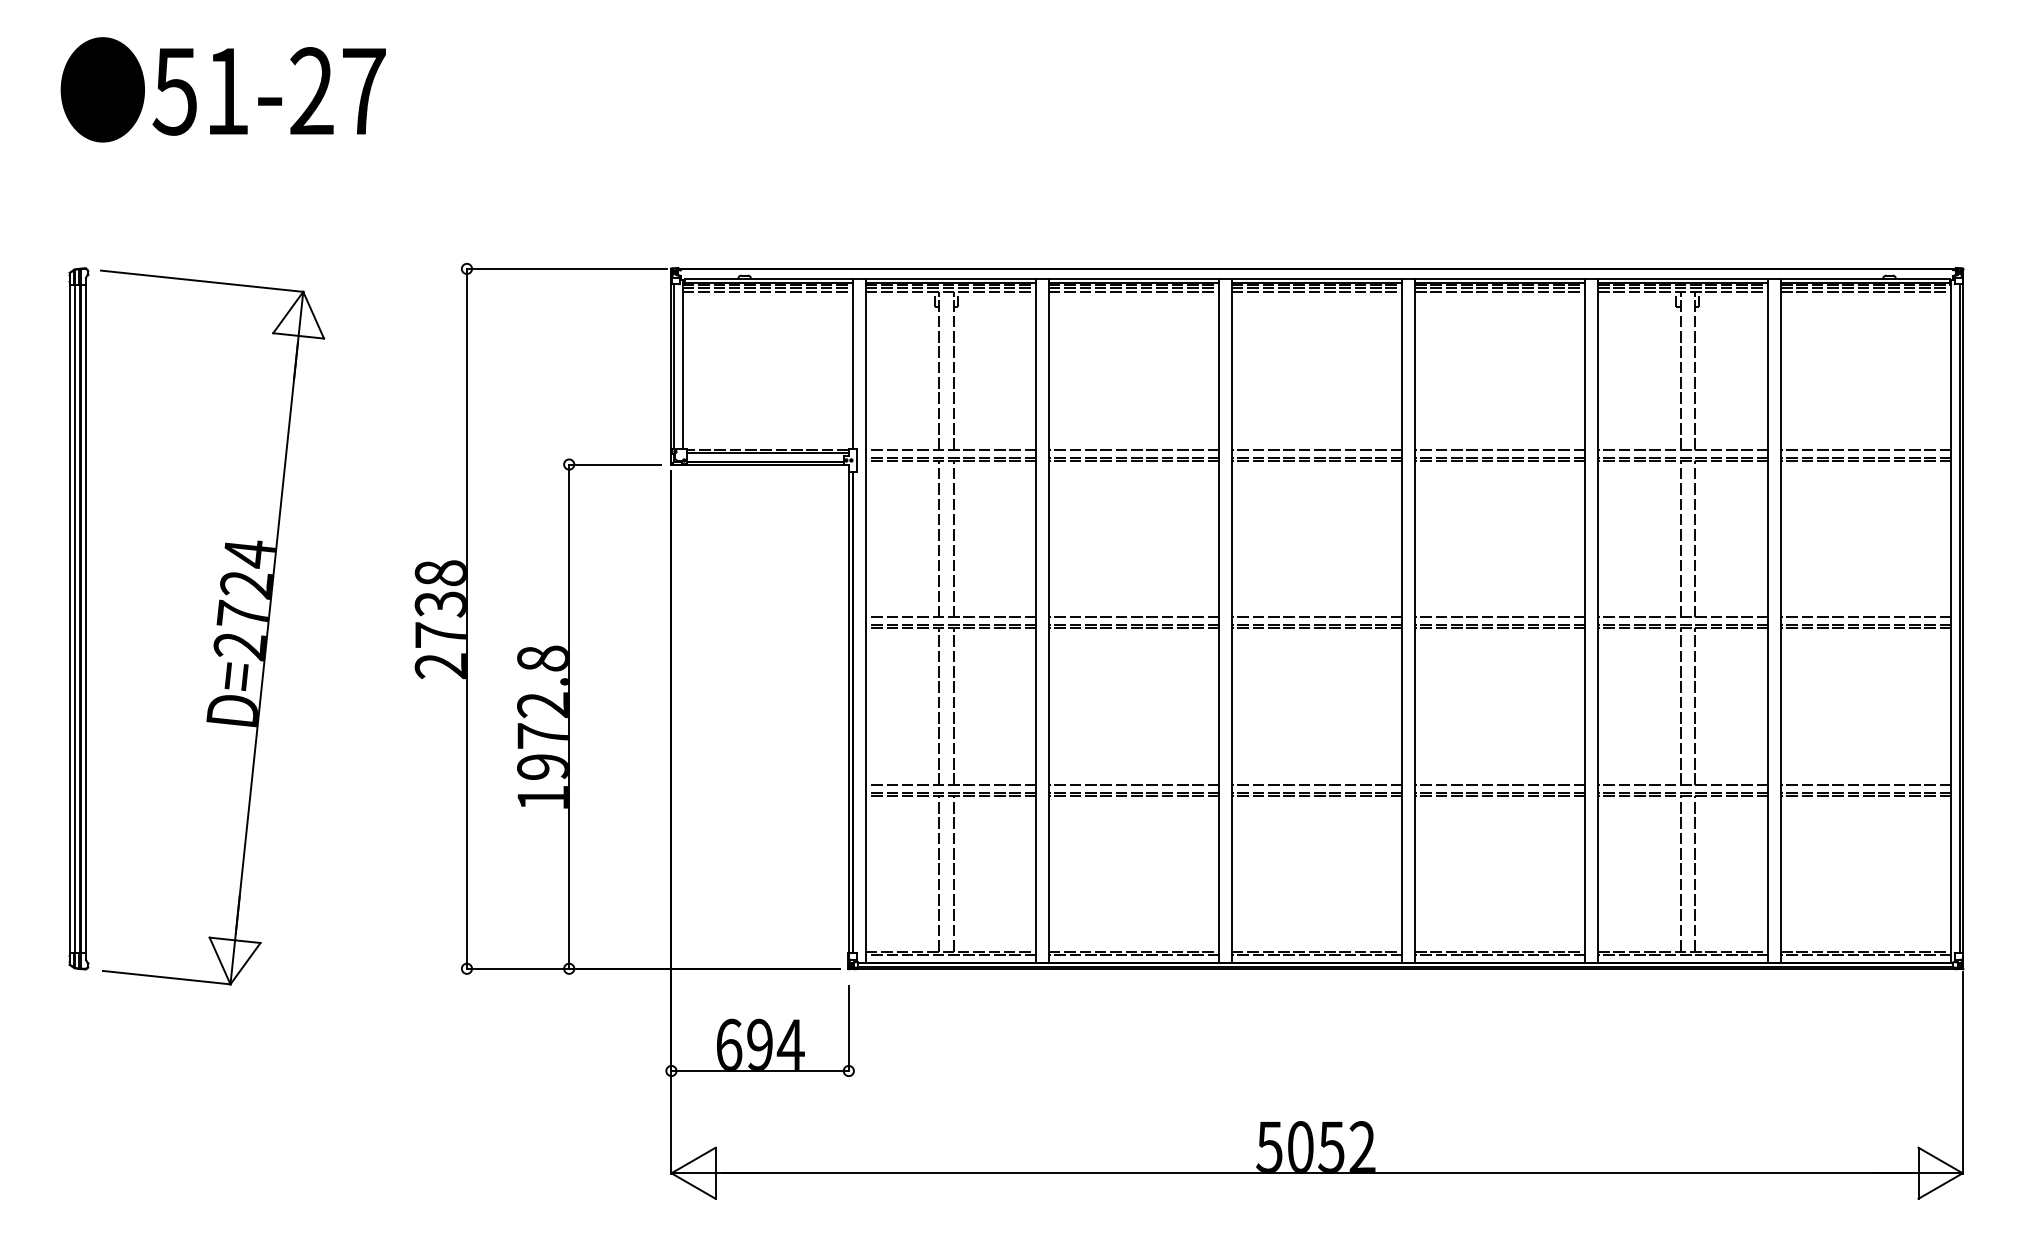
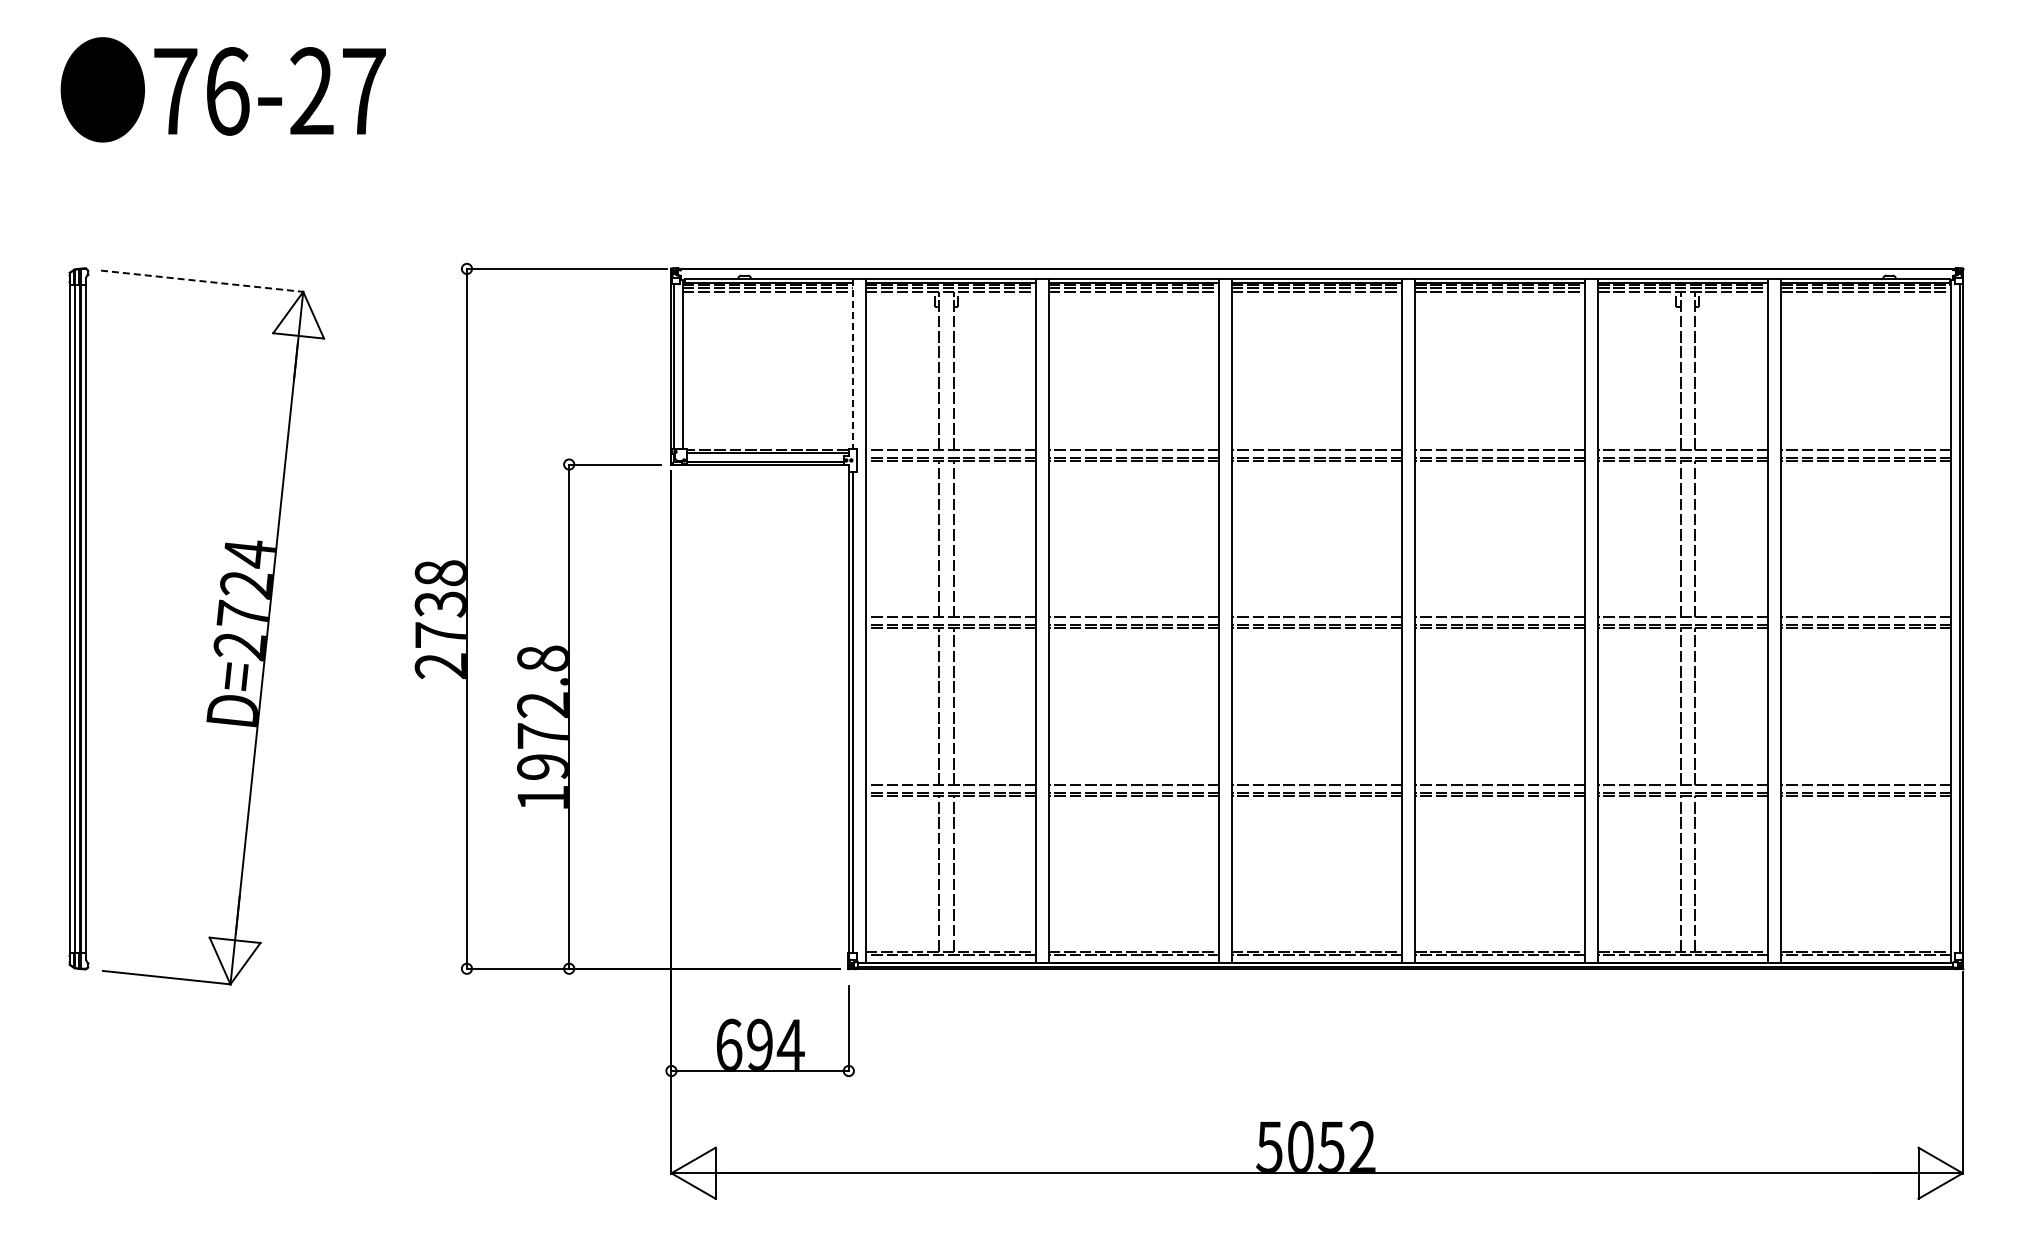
text: 51-27 -> 76-27 (200, 91)
line: solid -> dashed (202, 281)
line: solid -> dashed (853, 364)
